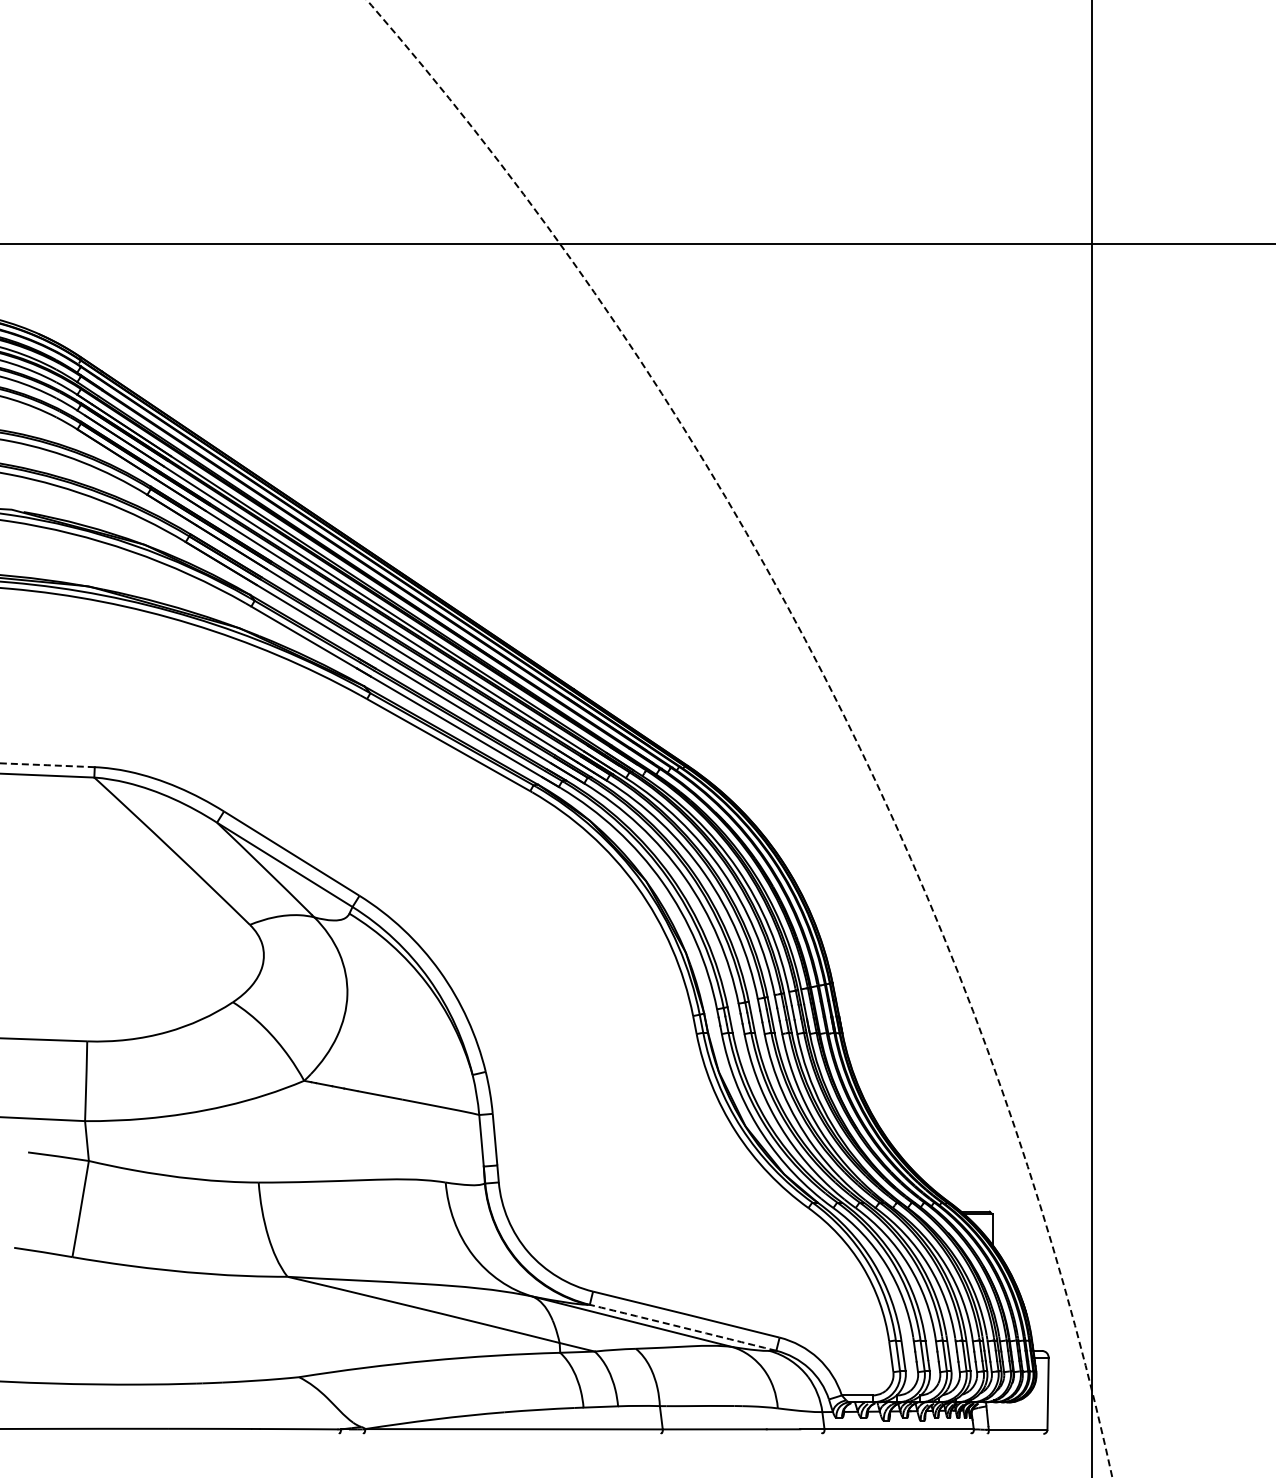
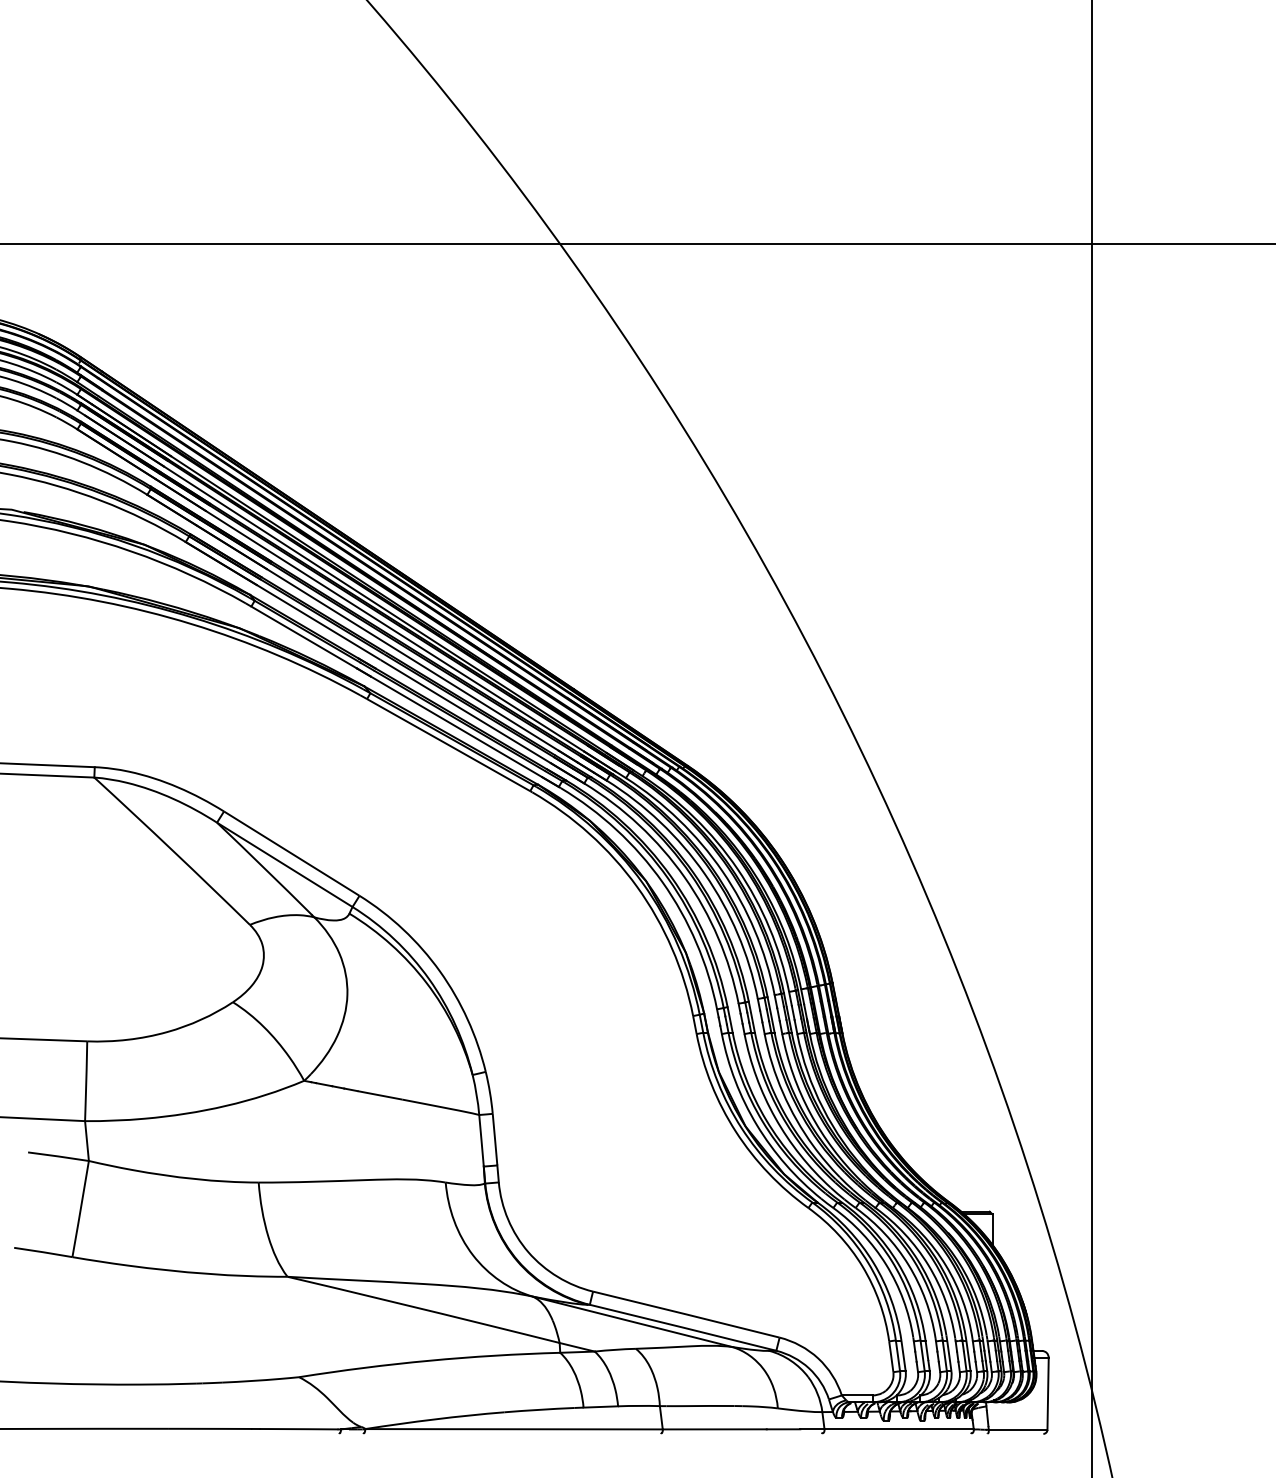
circle: dashed -> solid (739, 738)
arc: dashed -> solid (47, 765)
arc: dashed -> solid (683, 1327)
